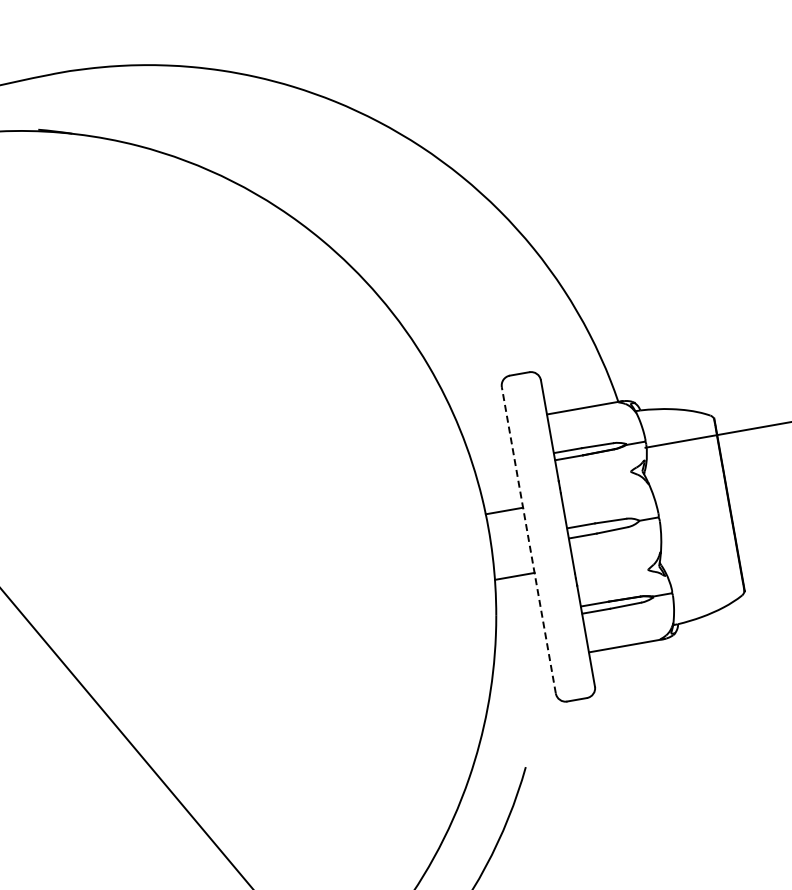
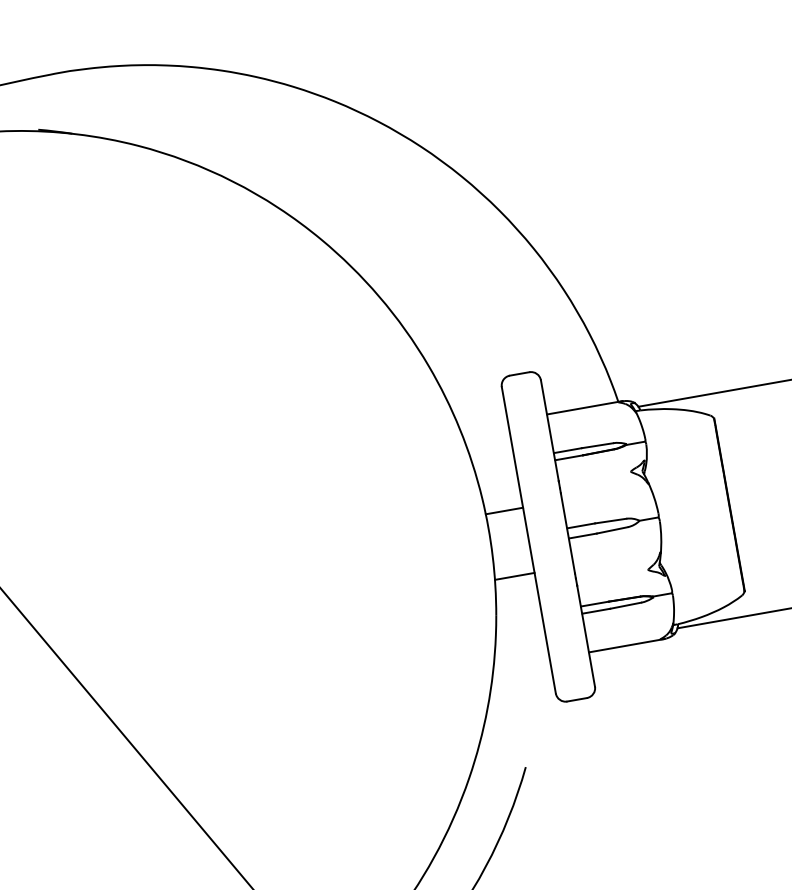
line position: (716, 434) -> (713, 393) (713, 393)
line: dashed -> solid (528, 540)
line: none -> present (732, 618)
